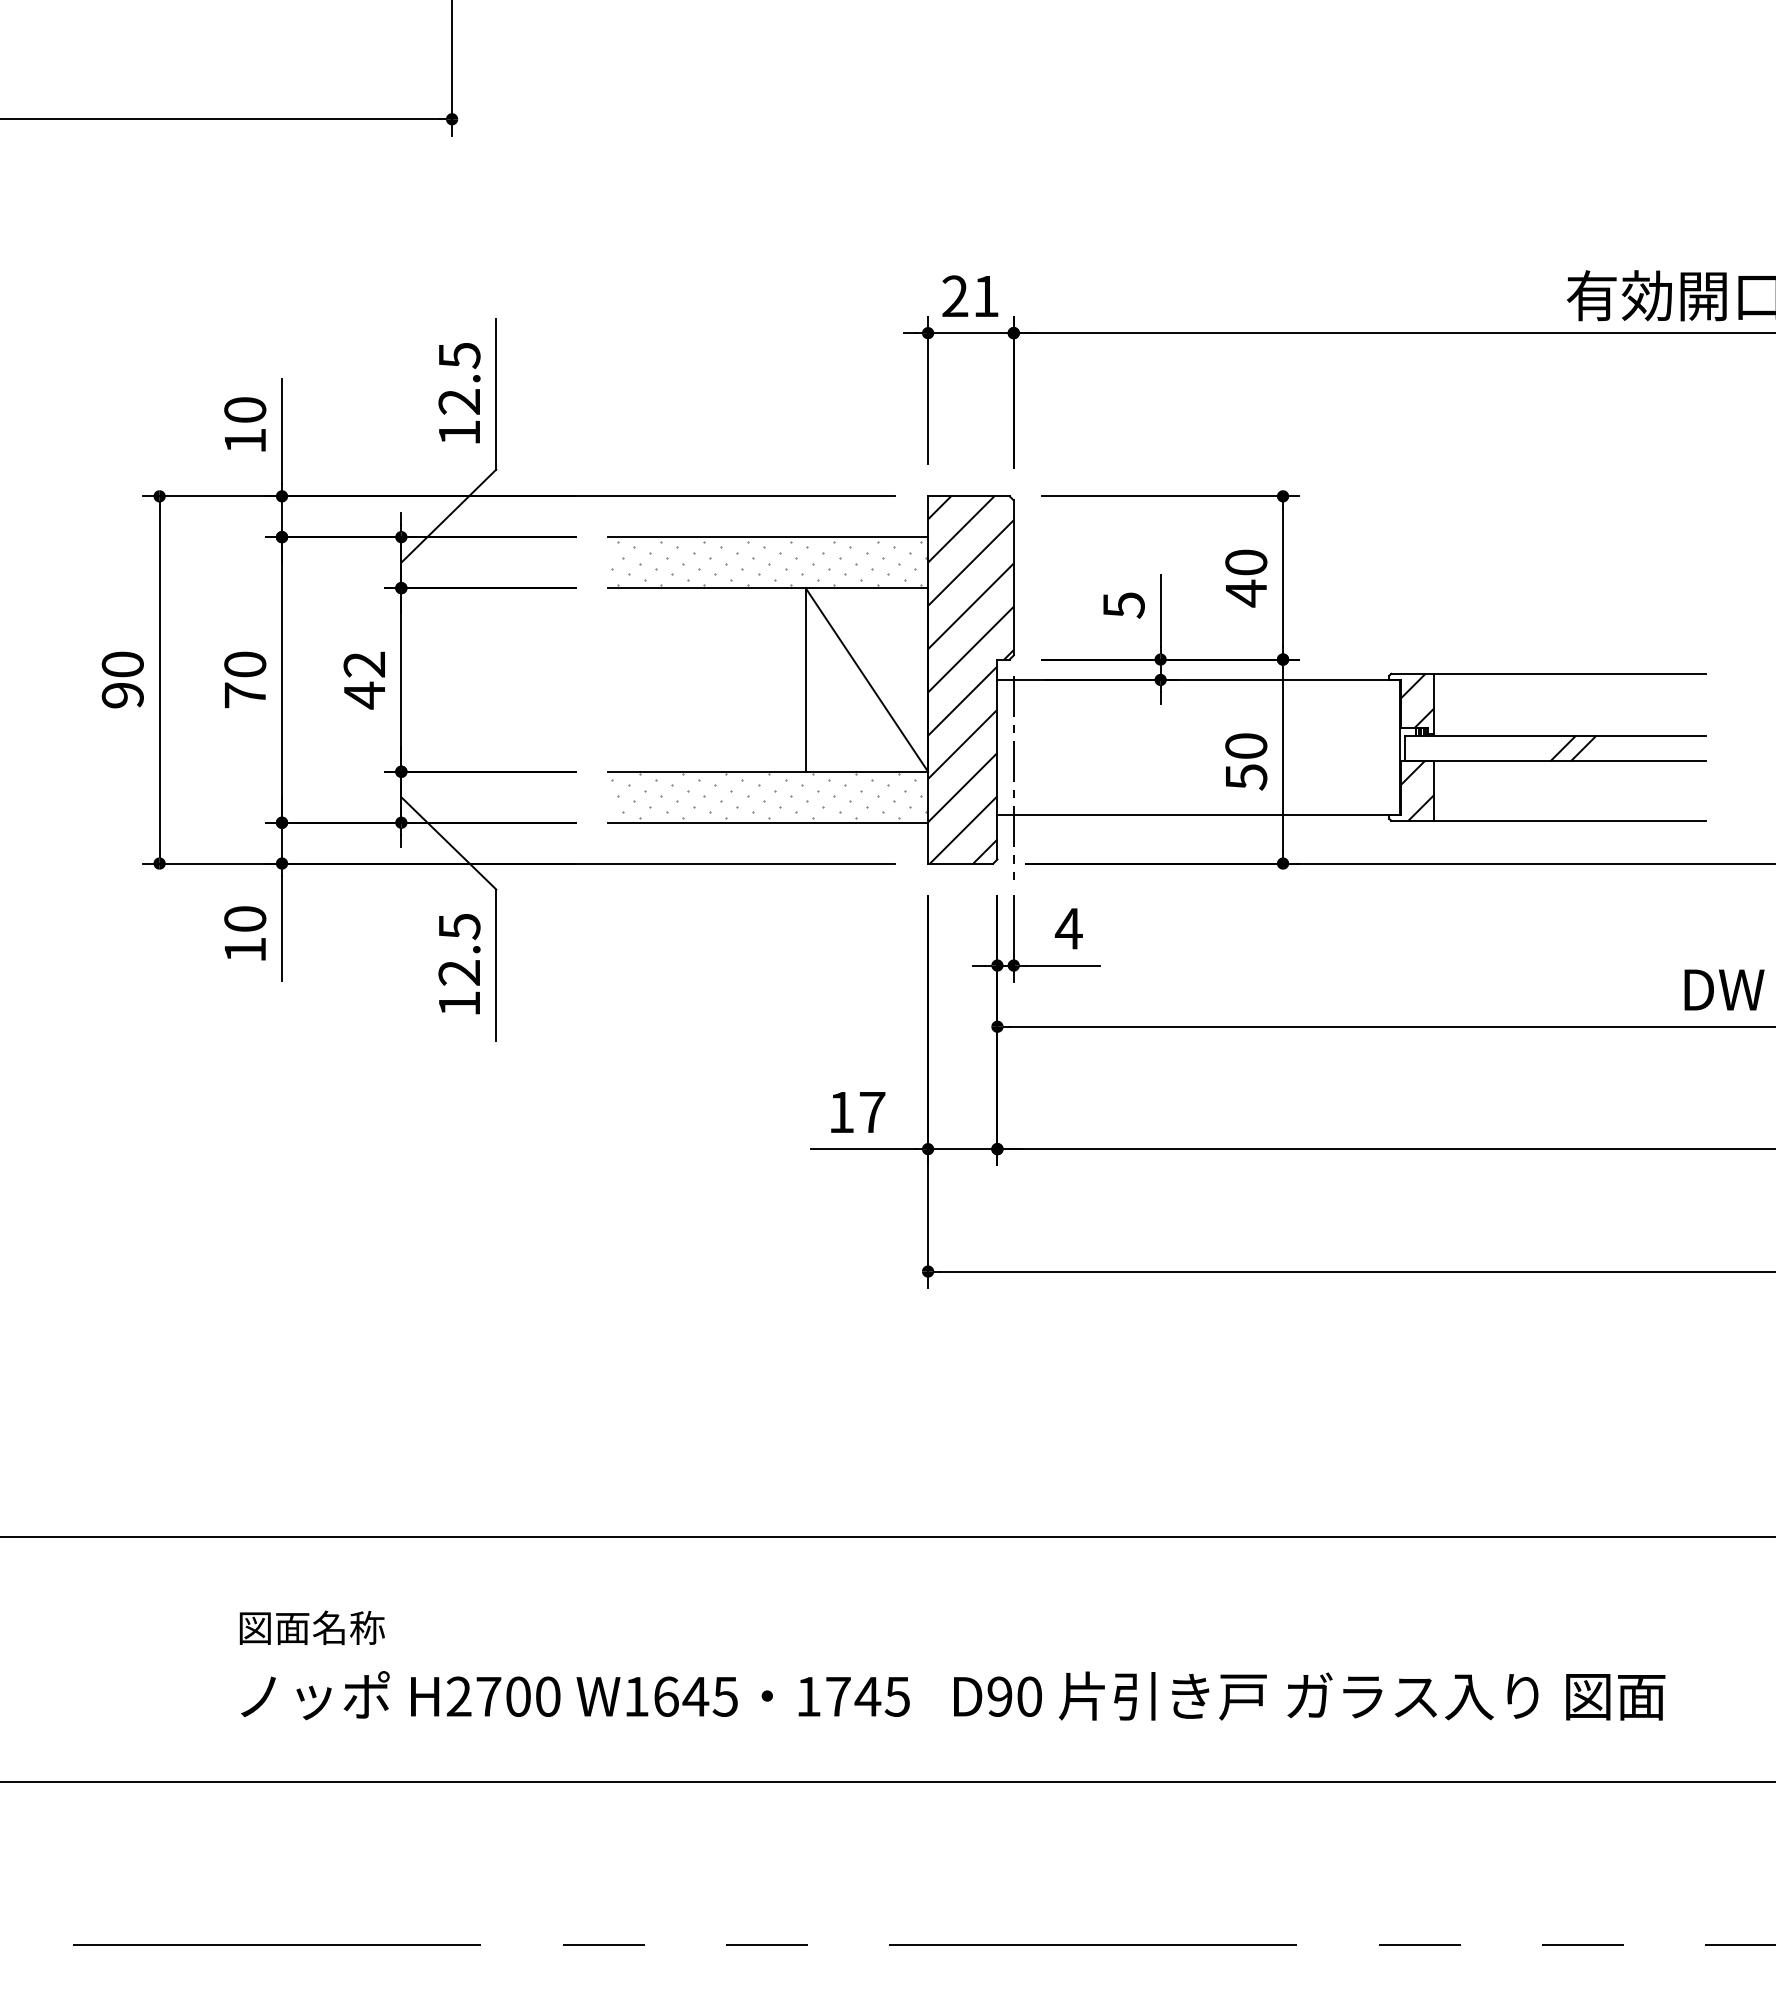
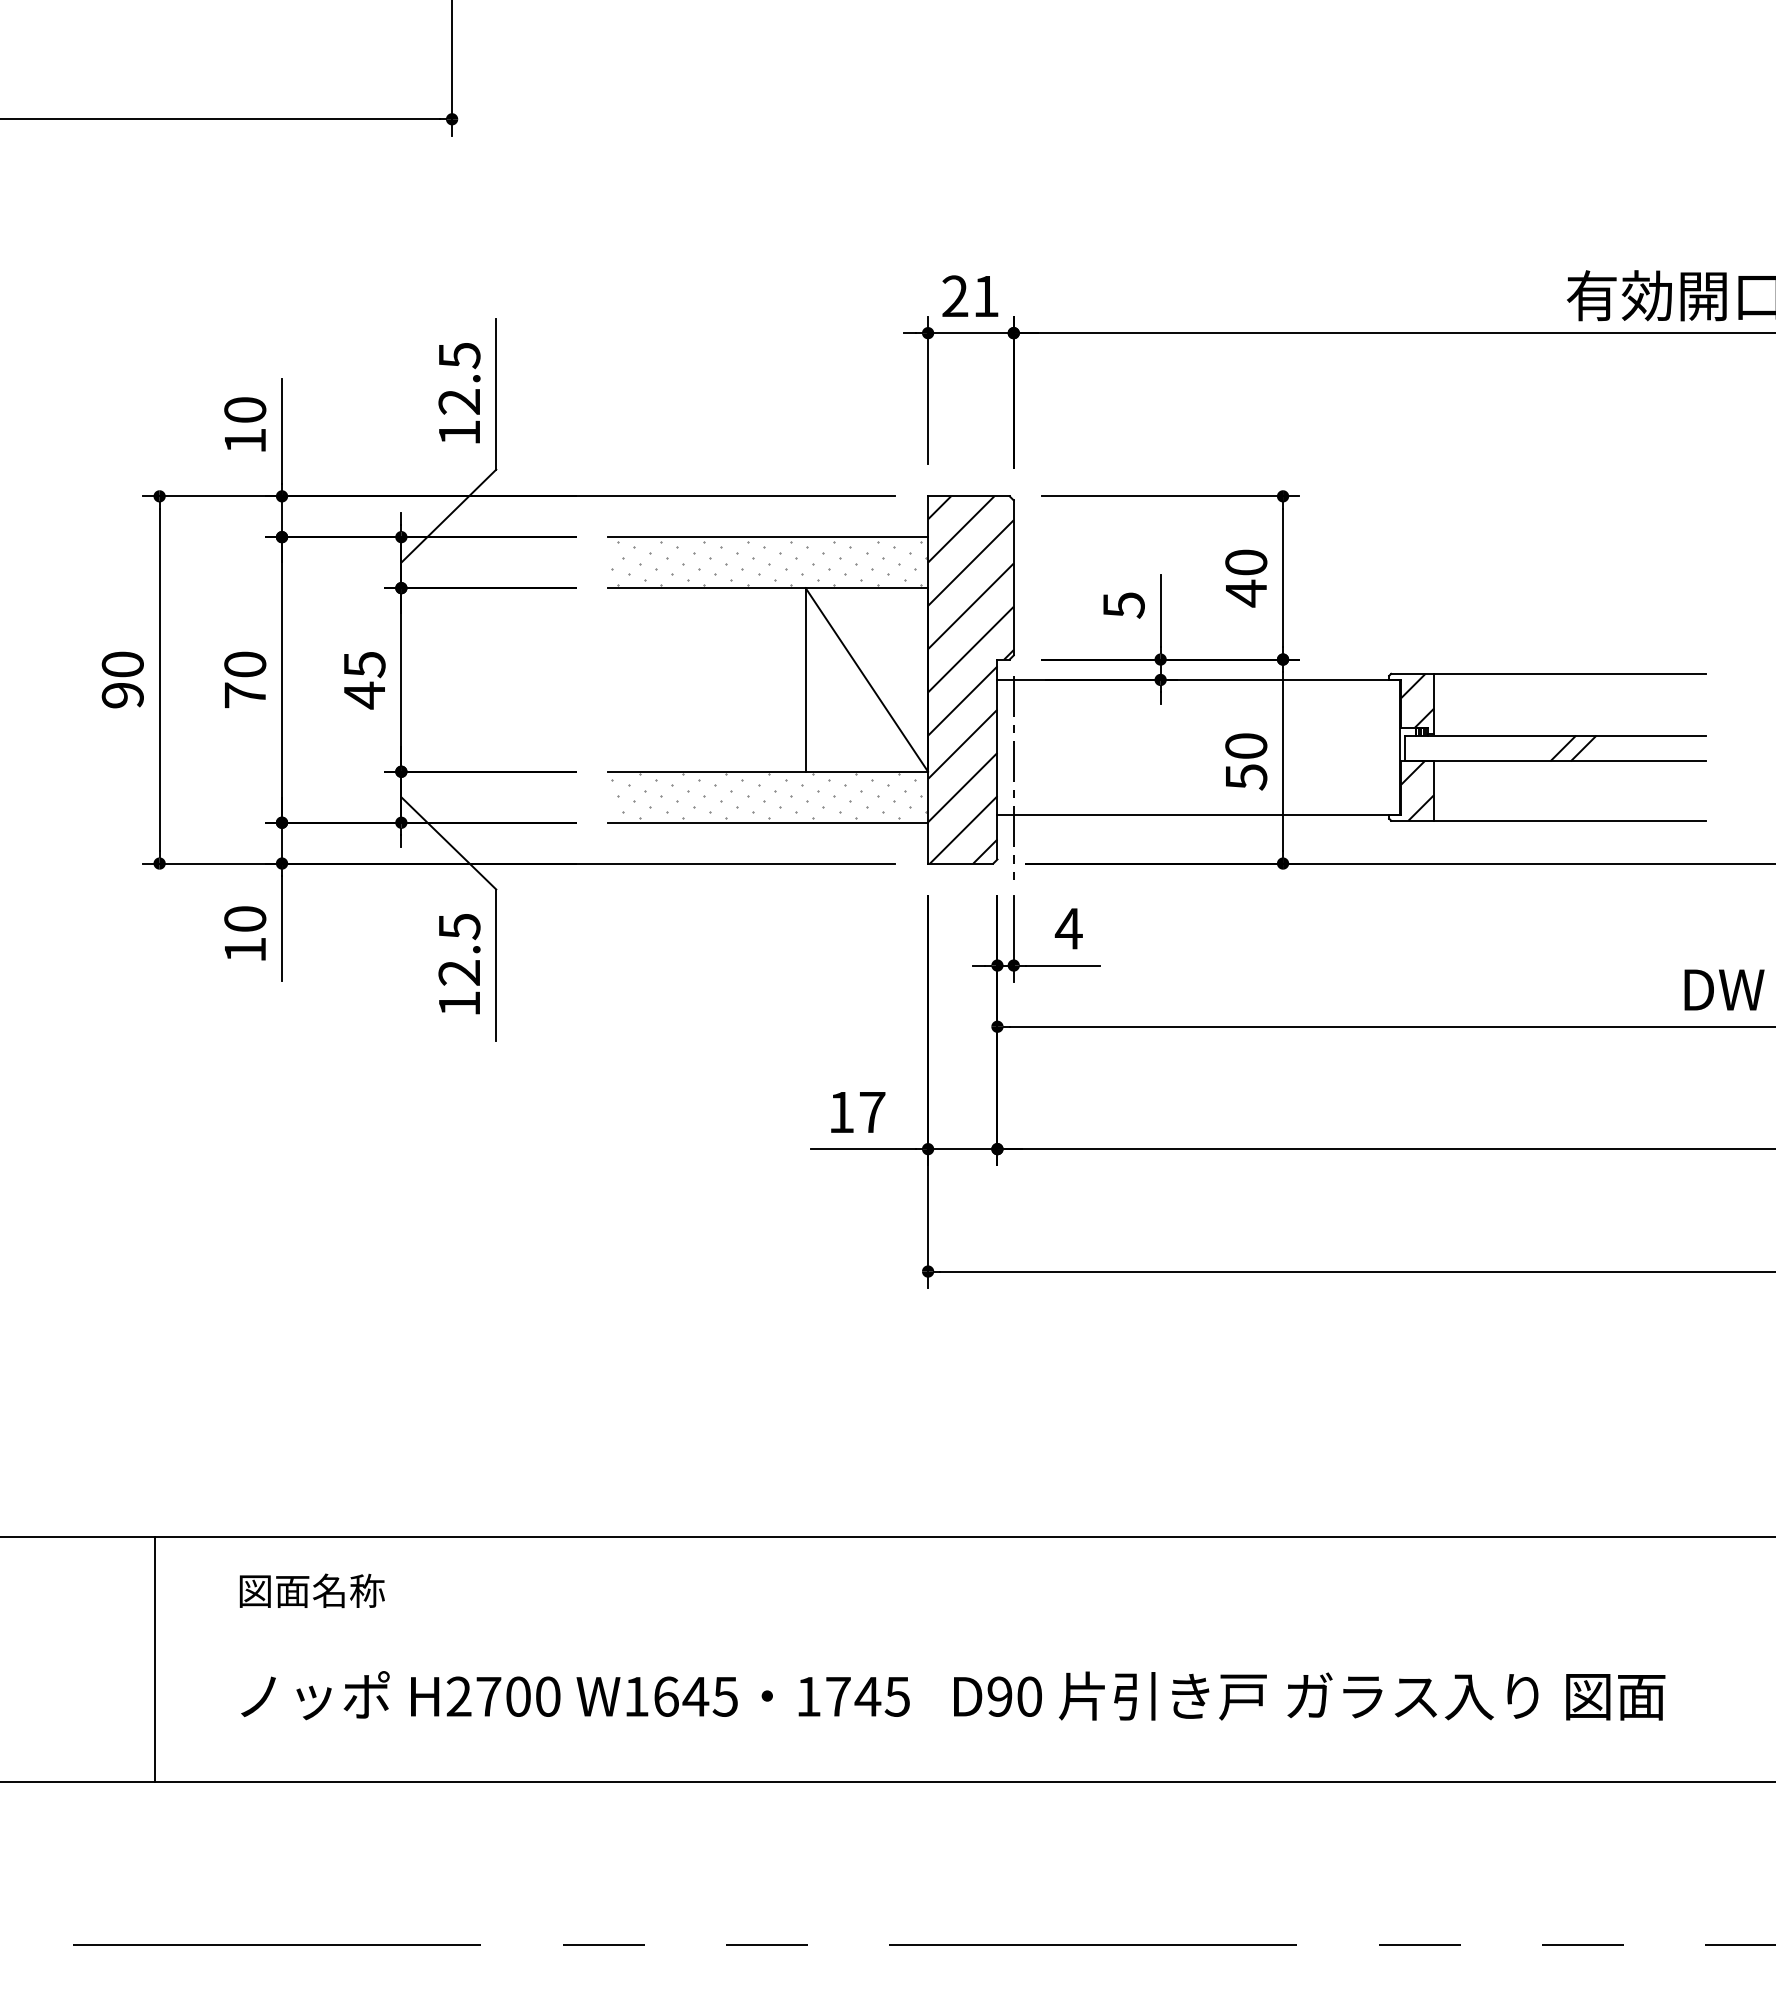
text: 42 -> 45 (364, 664)
text position: (311, 1627) -> (311, 1590) (311, 1590)
line: none -> present (154, 1658)
